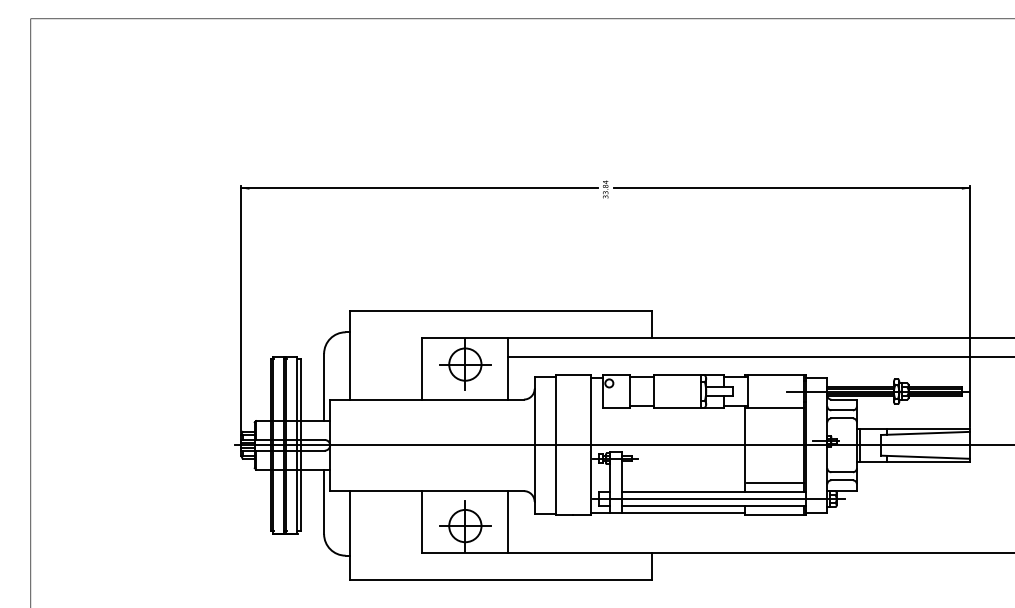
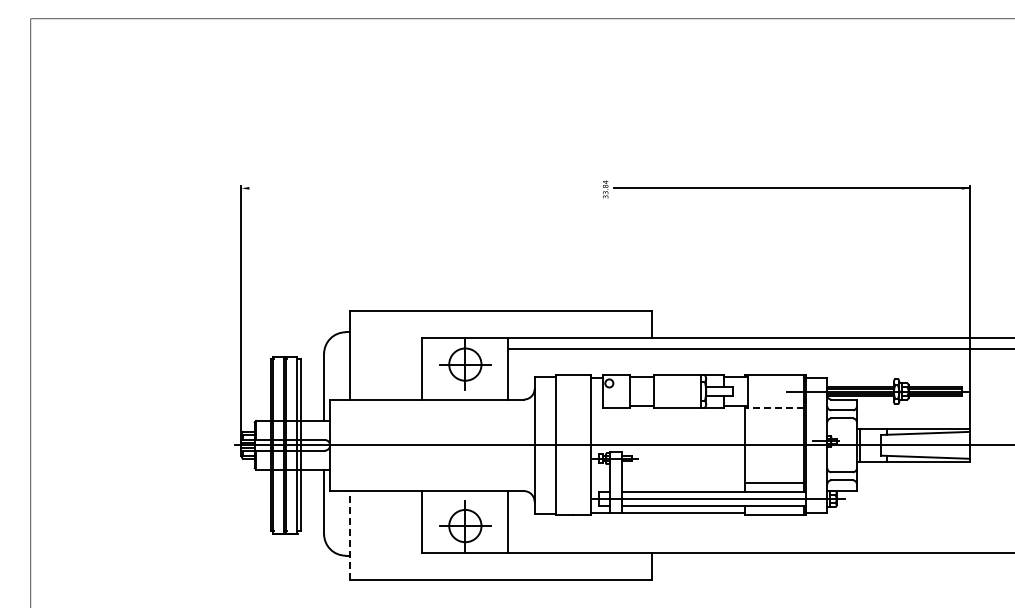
line: present -> none (419, 188)
line position: (759, 357) -> (759, 349) (759, 349)
line: solid -> dashed (774, 407)
line: solid -> dashed (349, 534)
